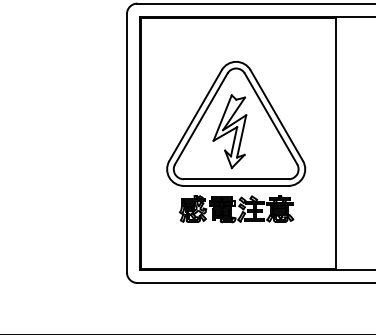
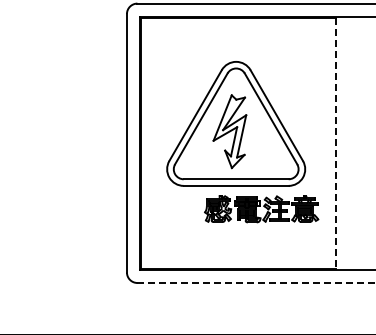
line: solid -> dashed (335, 143)
part position: (236, 209) -> (261, 209) (261, 209)
line: solid -> dashed (256, 283)
